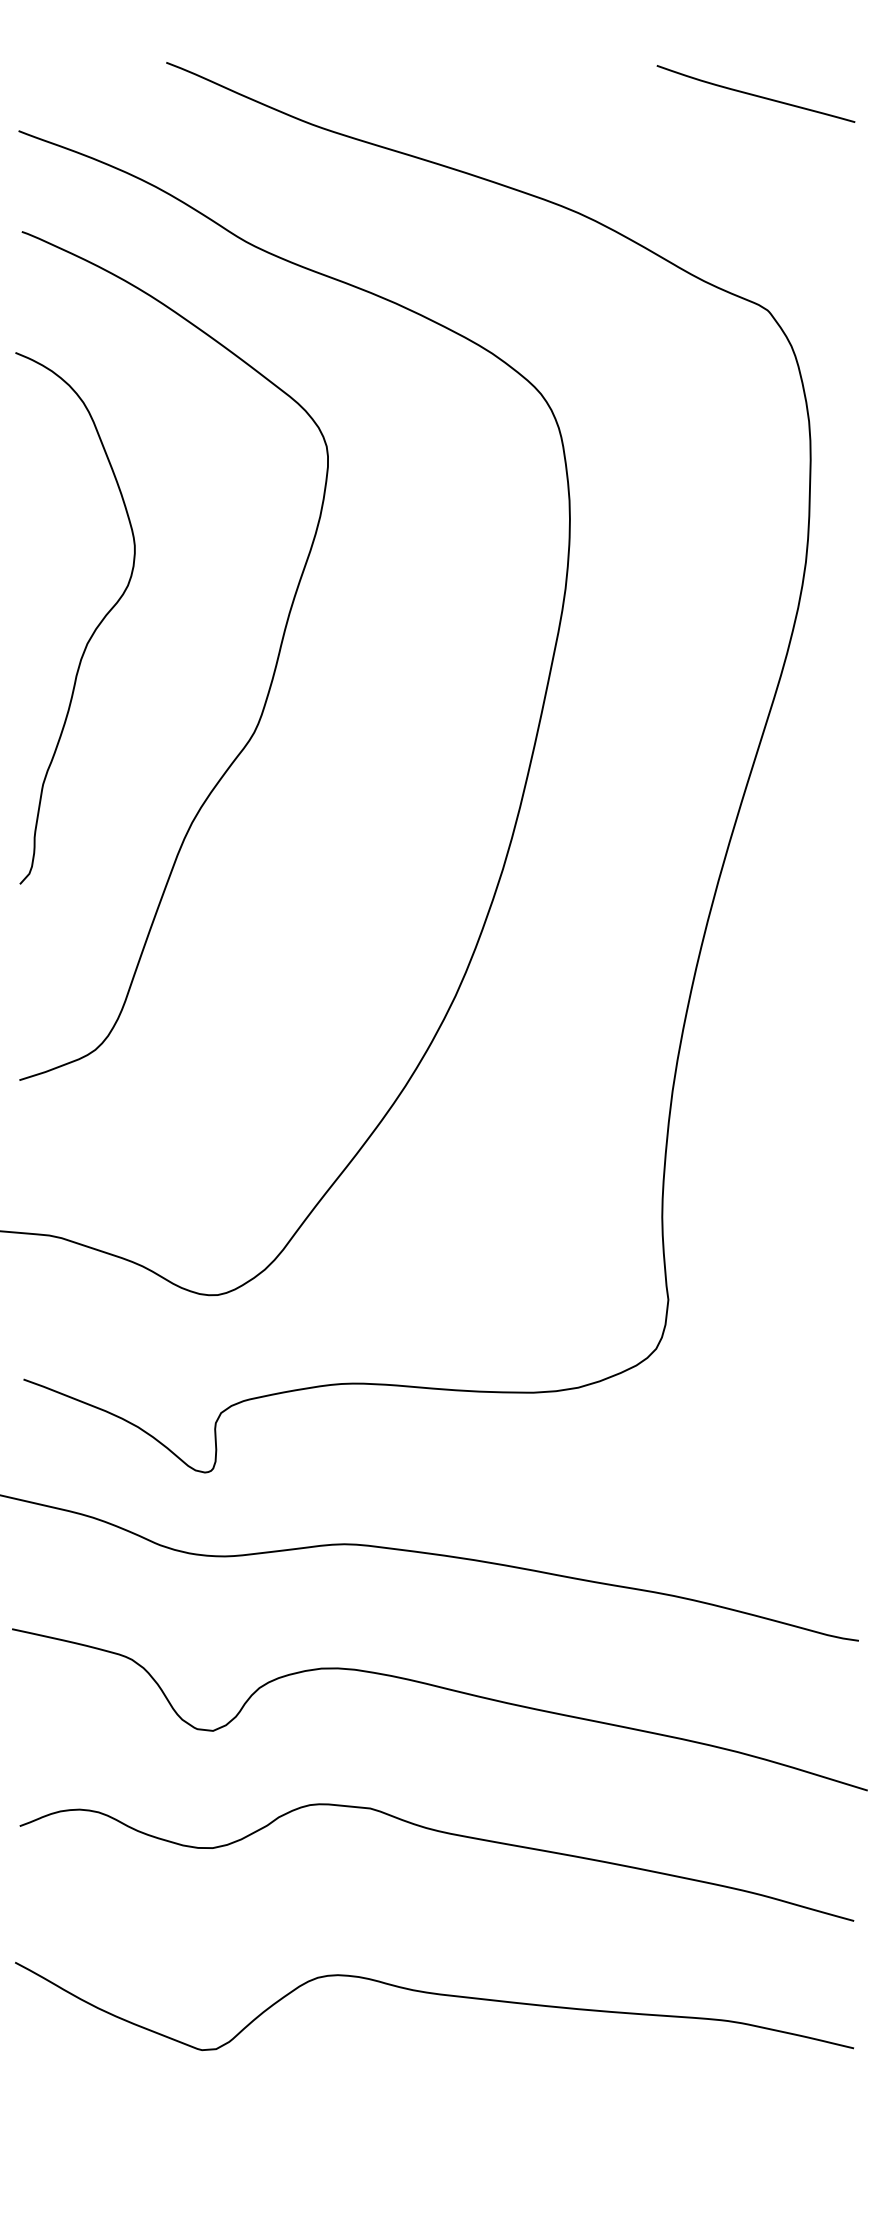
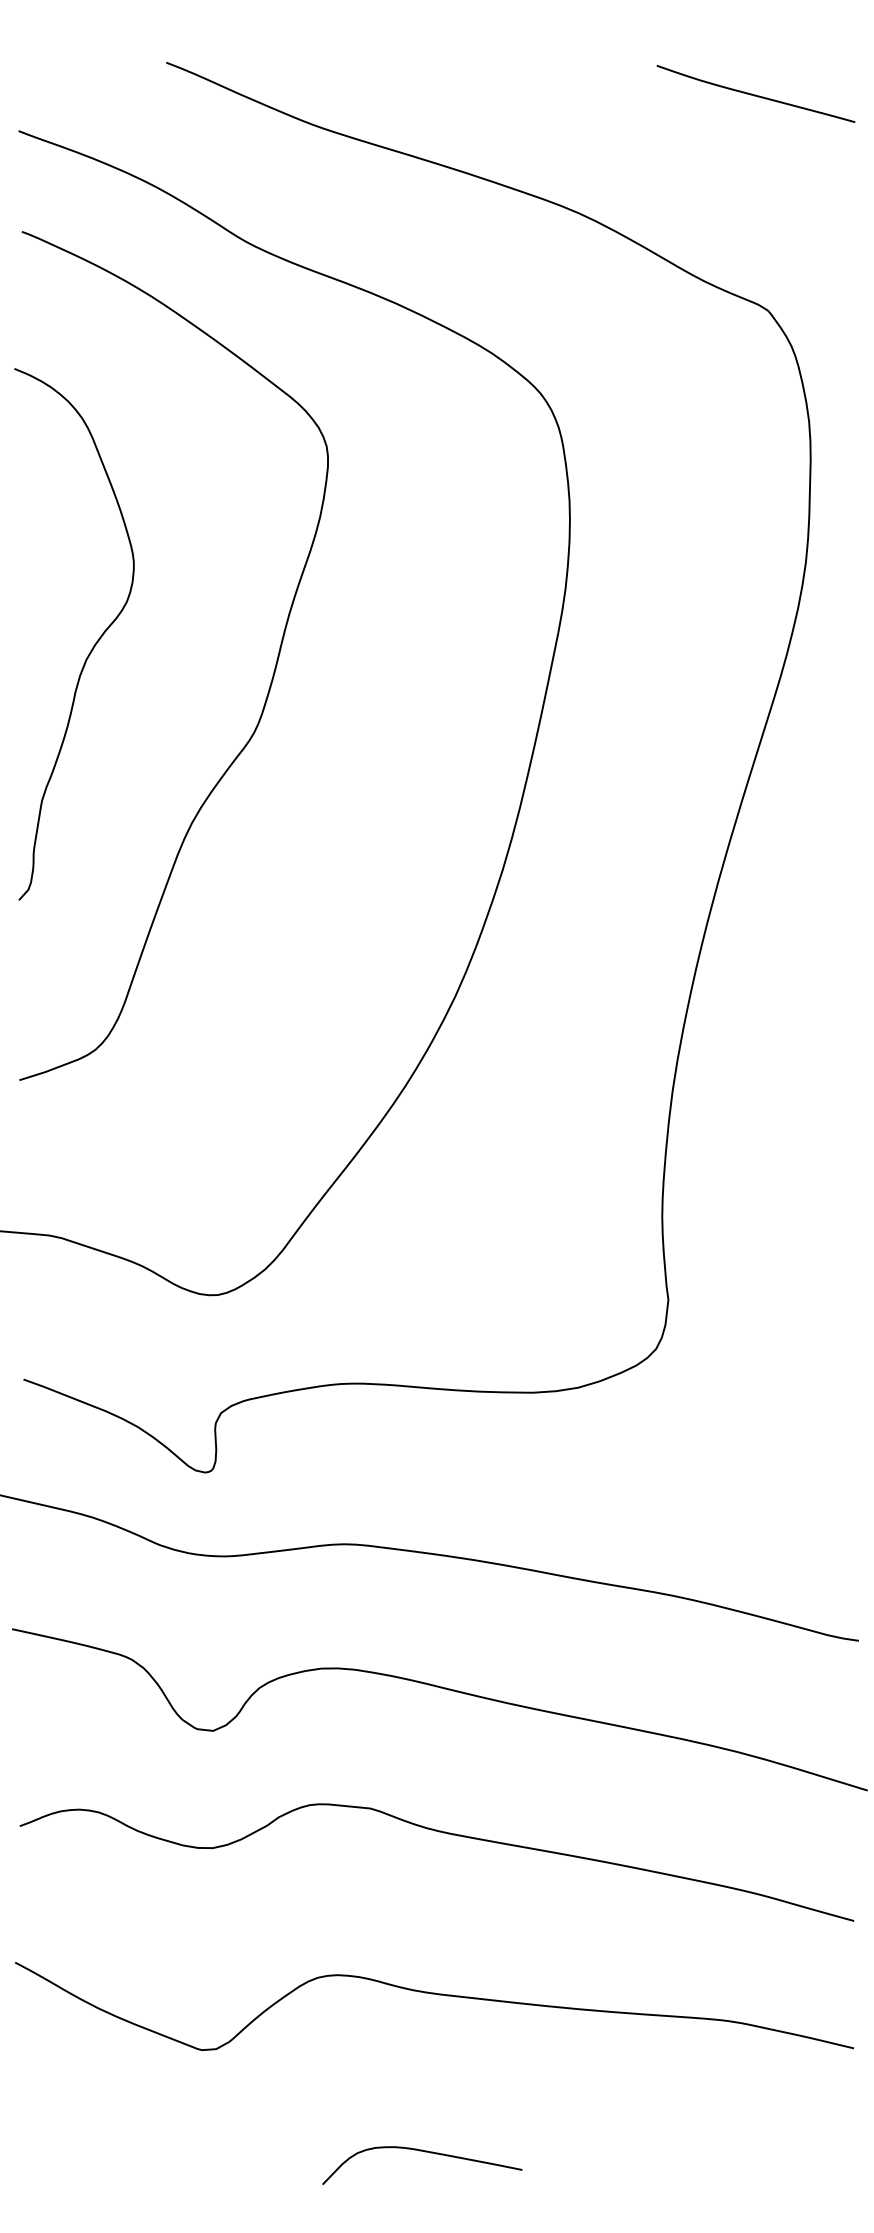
curve position: (94, 629) -> (93, 645) (93, 645)
curve: none -> present (424, 2152)
